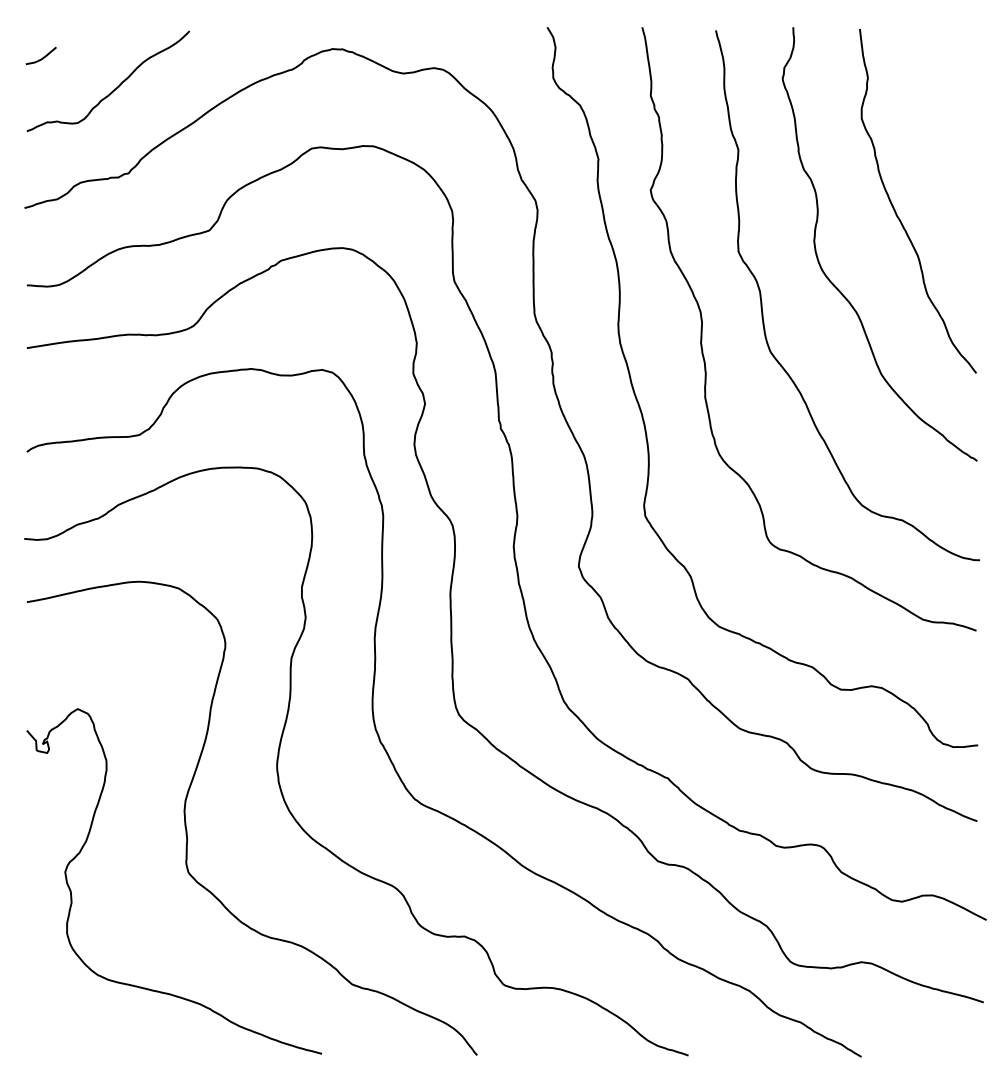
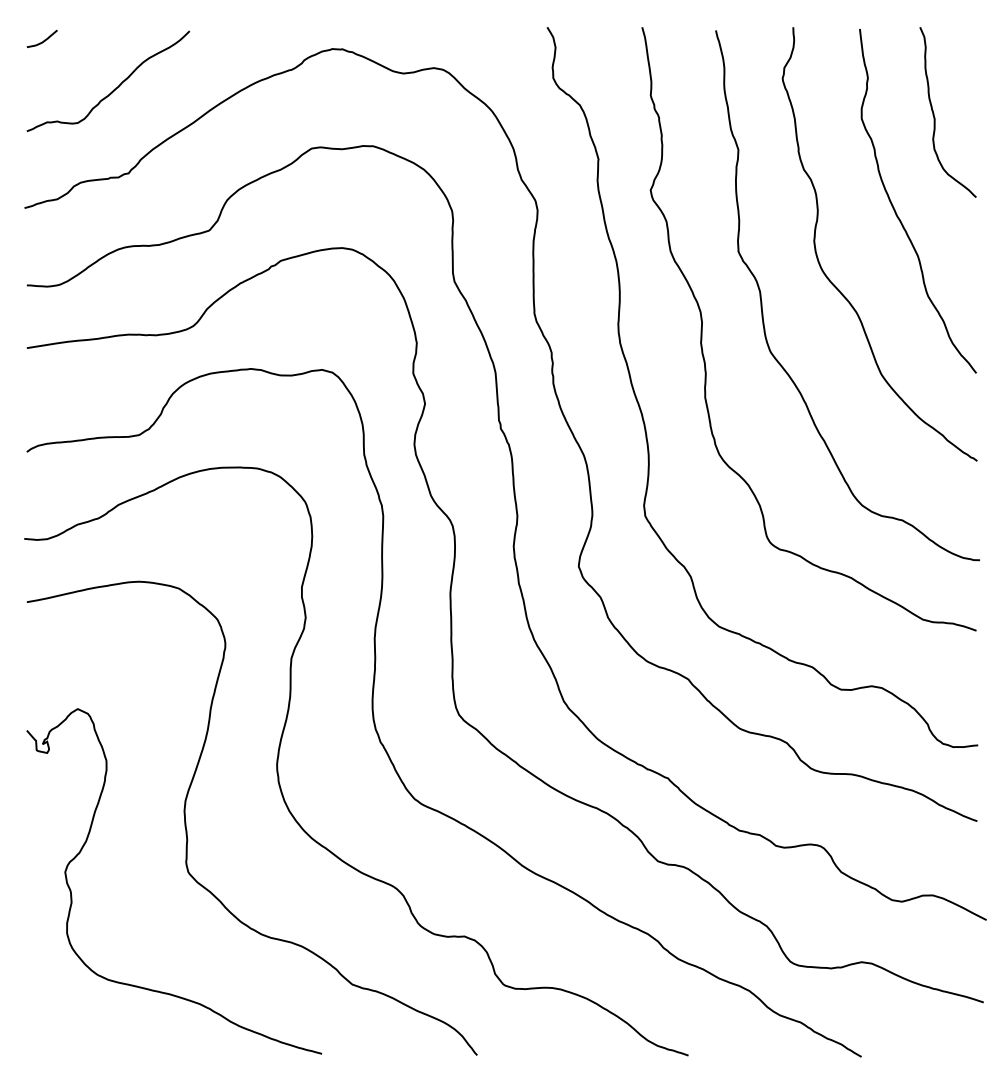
curve position: (42, 57) -> (43, 40) (43, 40)
curve: none -> present (935, 117)
